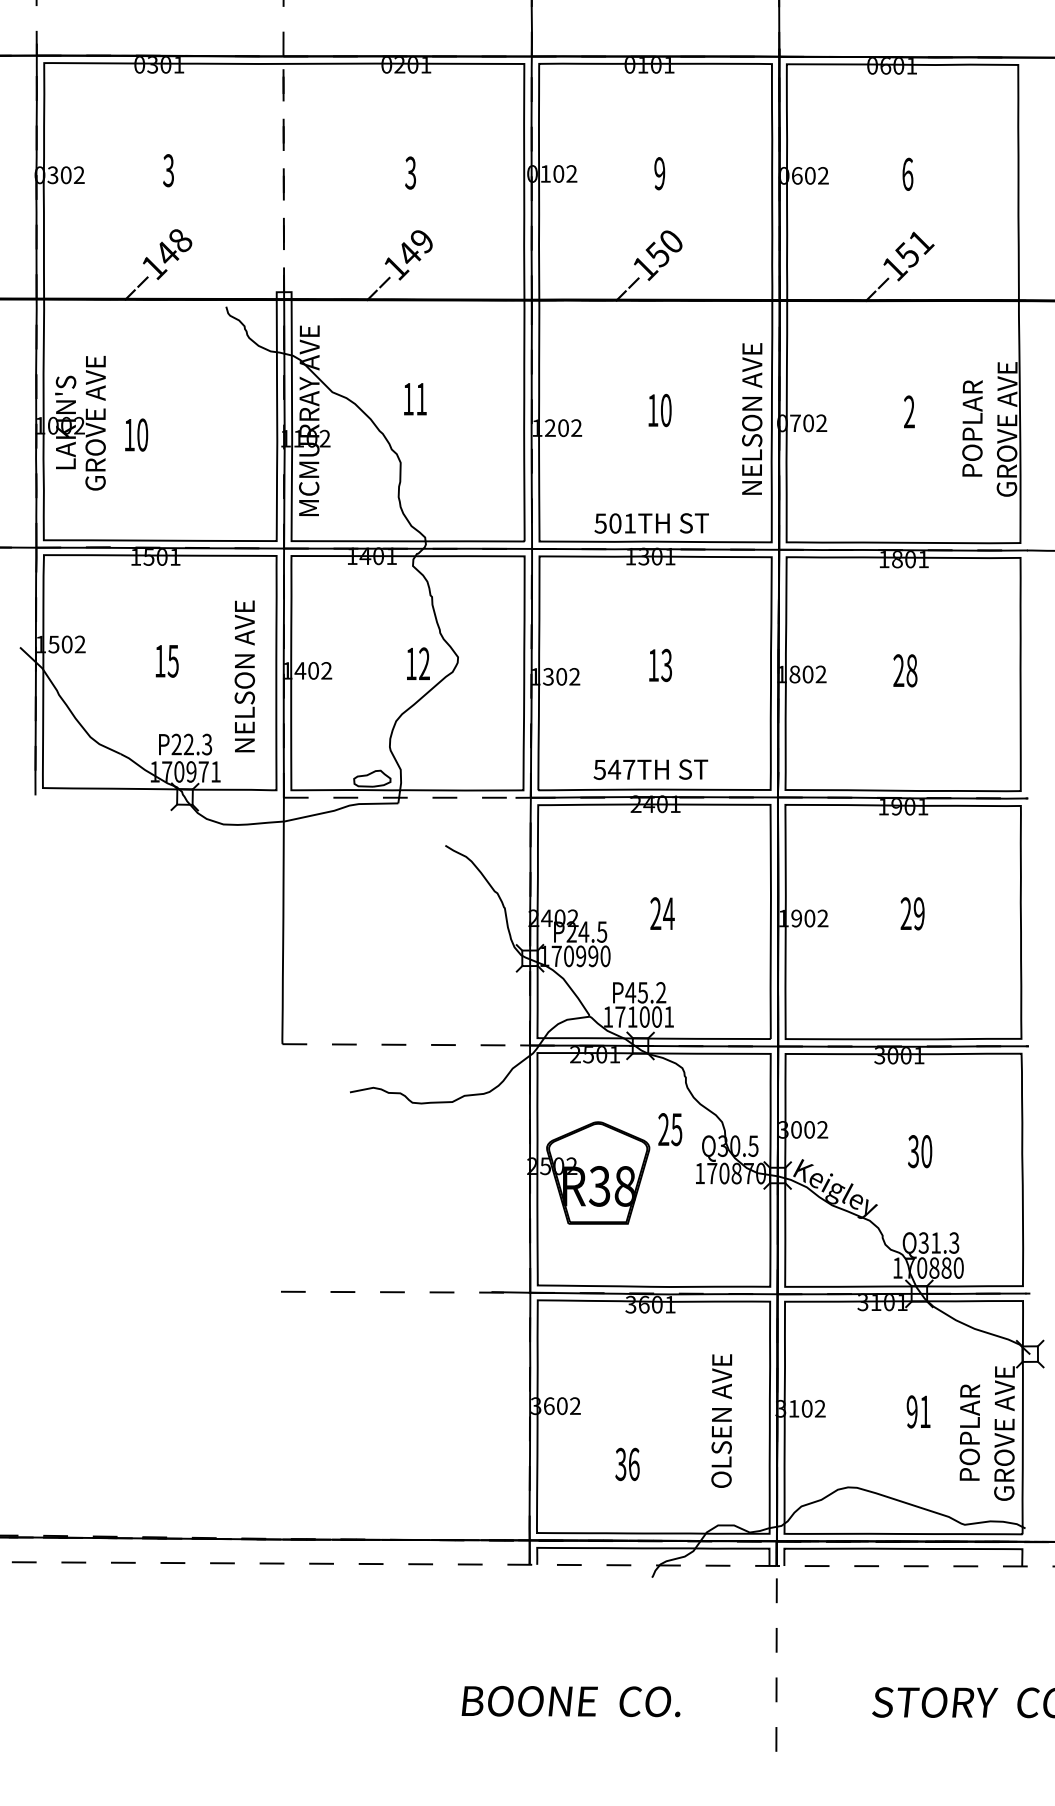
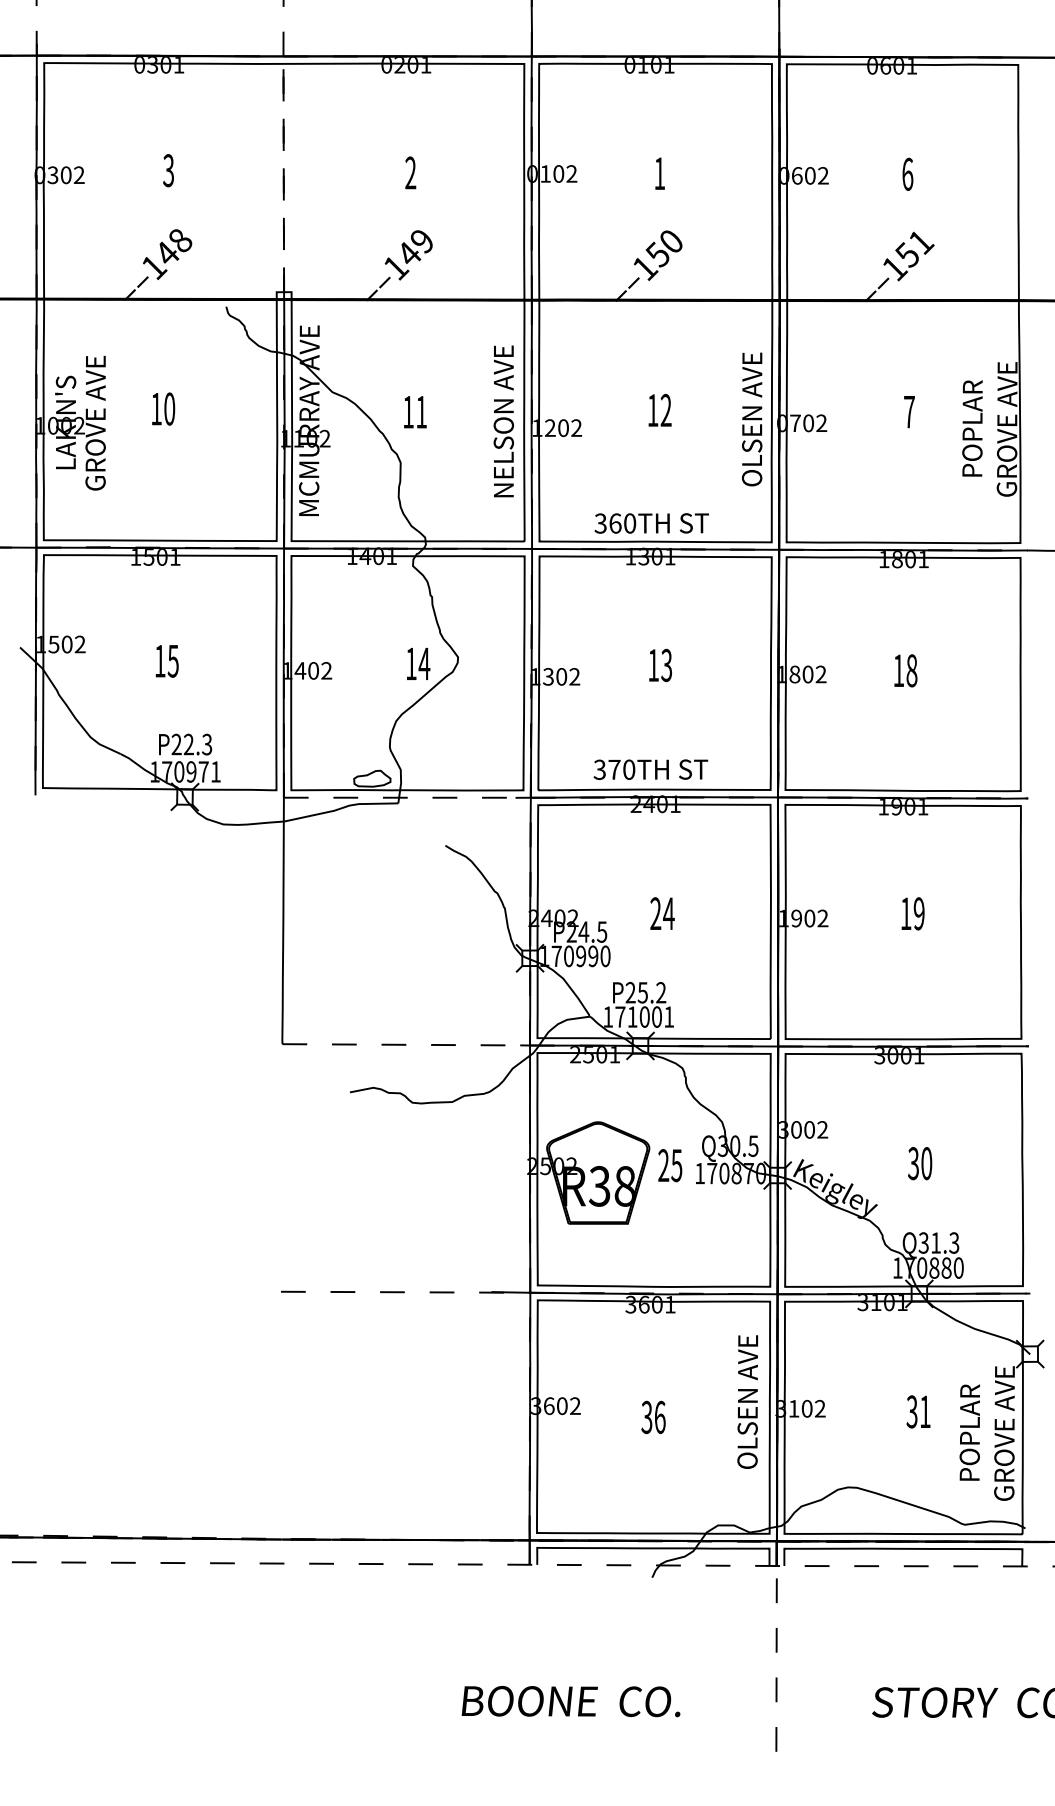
text: 3 -> 2 (410, 173)
text: 9 -> 1 (659, 173)
text position: (415, 399) -> (415, 412) (415, 412)
text: 10 -> 12 (665, 410)
text: 2 -> 7 (909, 411)
text: NELSON AVE -> OLSEN AVE (751, 418)
text position: (136, 434) -> (163, 408) (163, 408)
text: 501TH -> 360TH (615, 523)
text: 12 -> 14 (424, 663)
text: 28 -> 18 (898, 670)
text position: (244, 676) -> (503, 421) (503, 421)
text: 547TH -> 370TH (614, 769)
text: 29 -> 19 (905, 913)
text: P45.2 -> P25.2 (630, 992)
text position: (670, 1129) -> (670, 1165) (670, 1165)
text position: (920, 1151) -> (920, 1163) (920, 1163)
text: 91 -> 31 (911, 1411)
text position: (721, 1420) -> (747, 1401) (747, 1401)
text position: (627, 1464) -> (653, 1417) (653, 1417)
